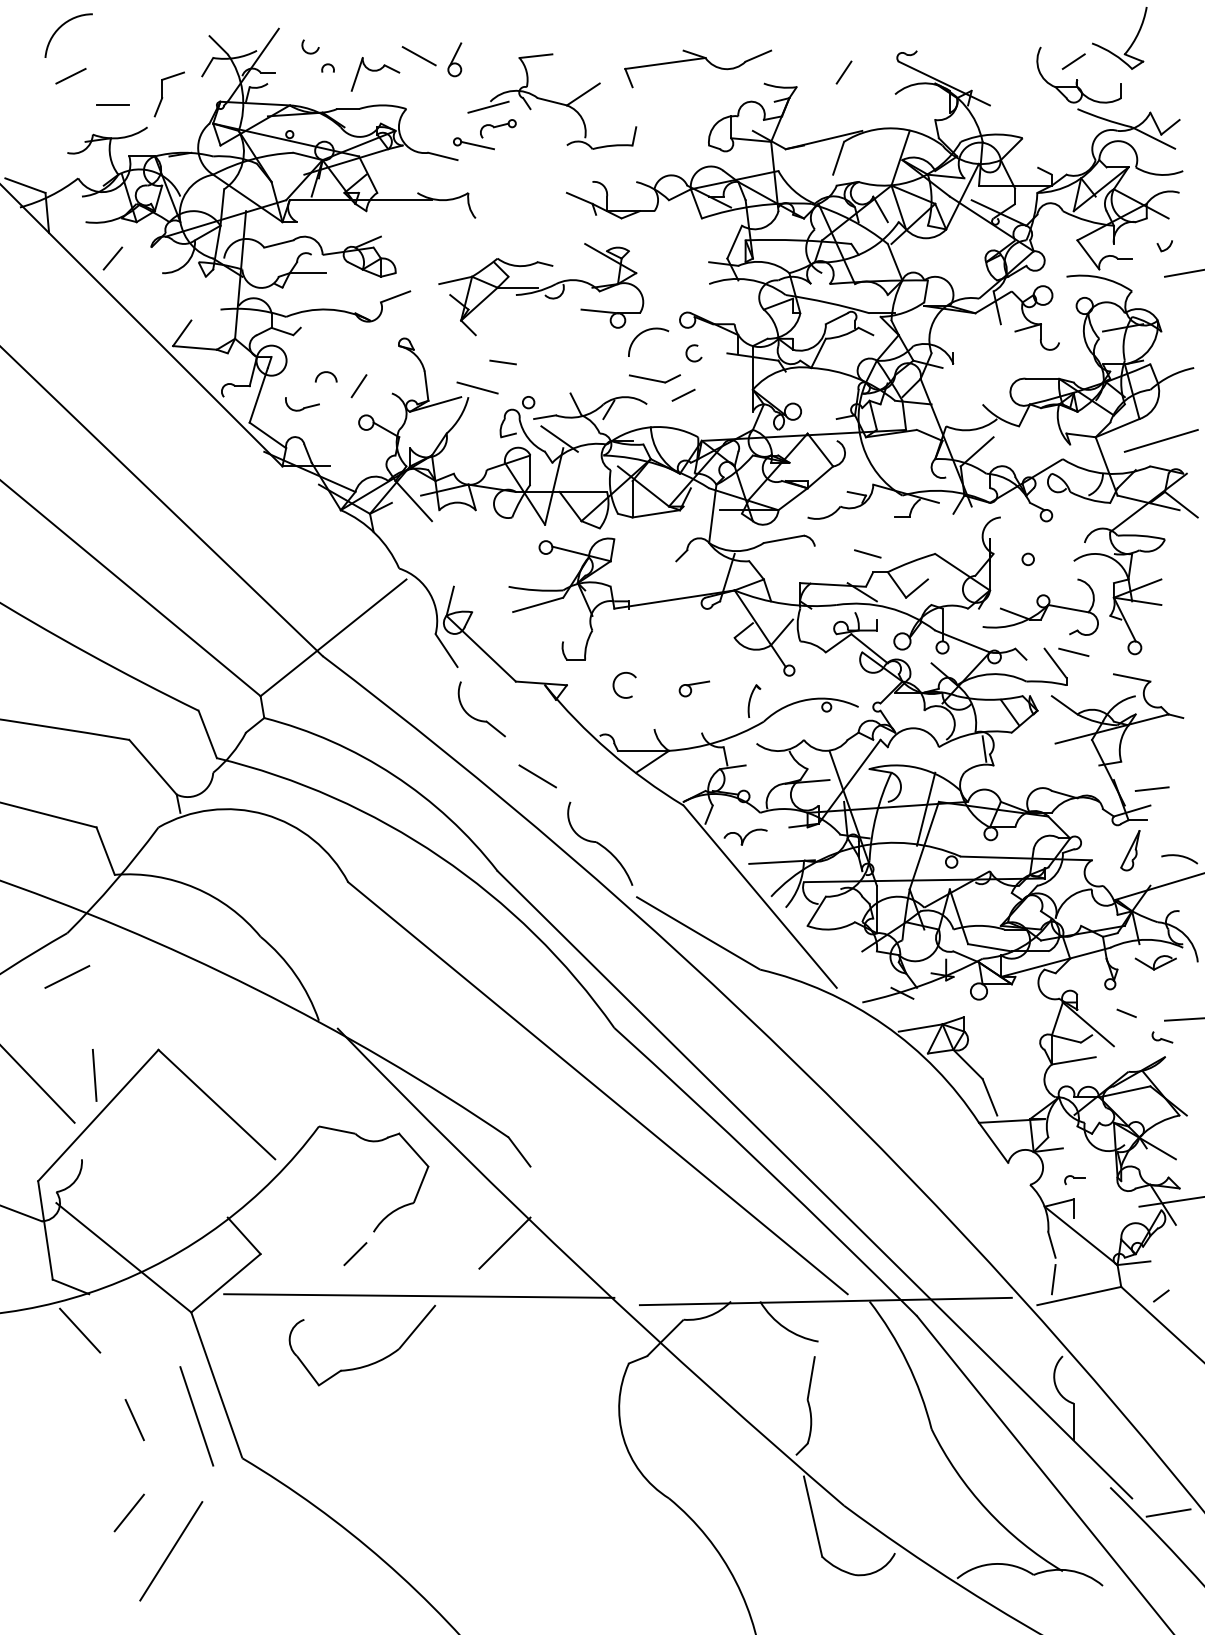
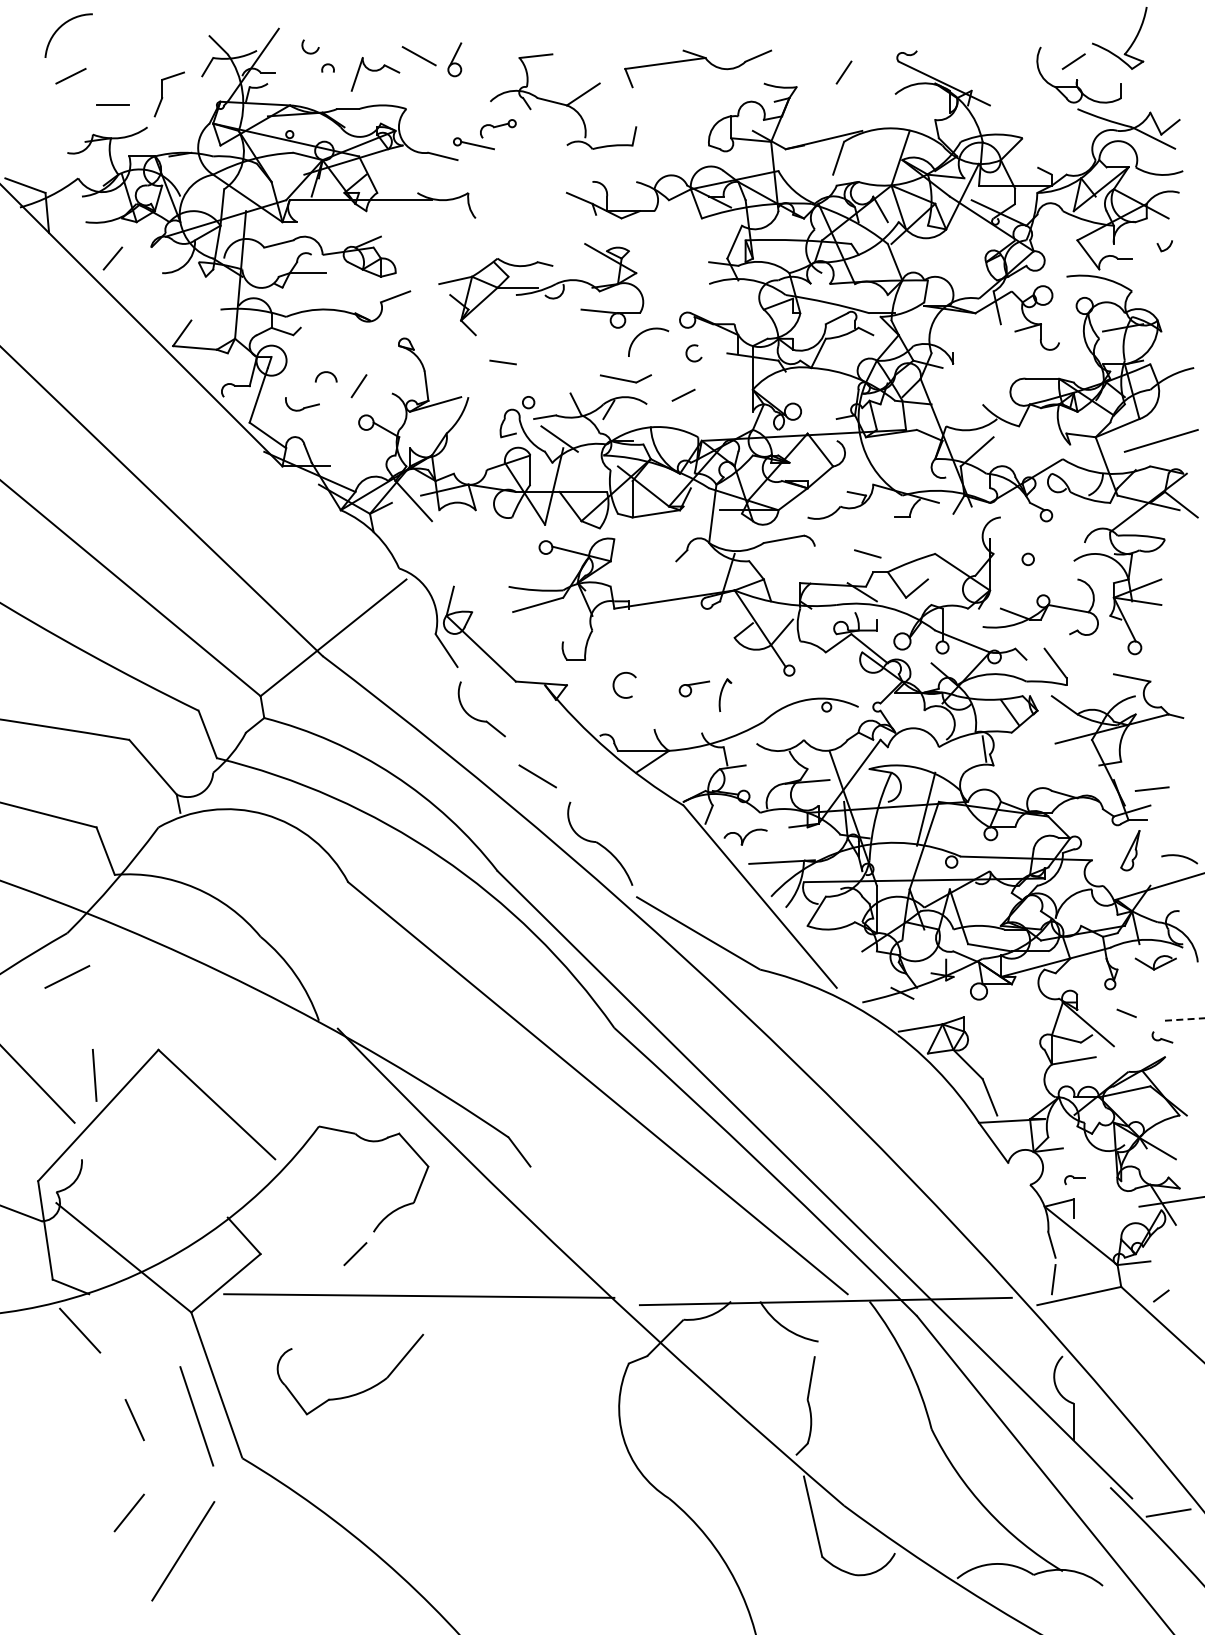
line: present -> none (488, 106)
line: present -> none (1182, 273)
part position: (654, 378) -> (625, 378) (625, 378)
line: present -> none (477, 387)
line: present -> none (1073, 652)
part position: (754, 700) -> (725, 694) (725, 694)
line: solid -> dashed (1184, 1019)
line: present -> none (504, 1242)
part position: (367, 1364) -> (355, 1393) (355, 1393)
line position: (171, 1551) -> (183, 1551) (183, 1551)
